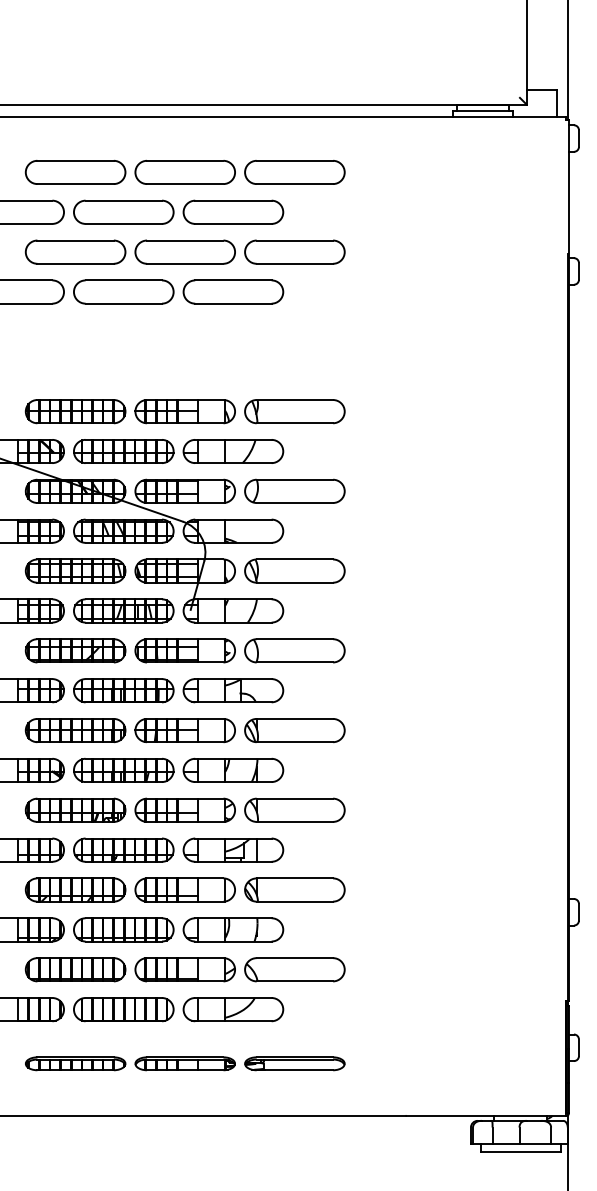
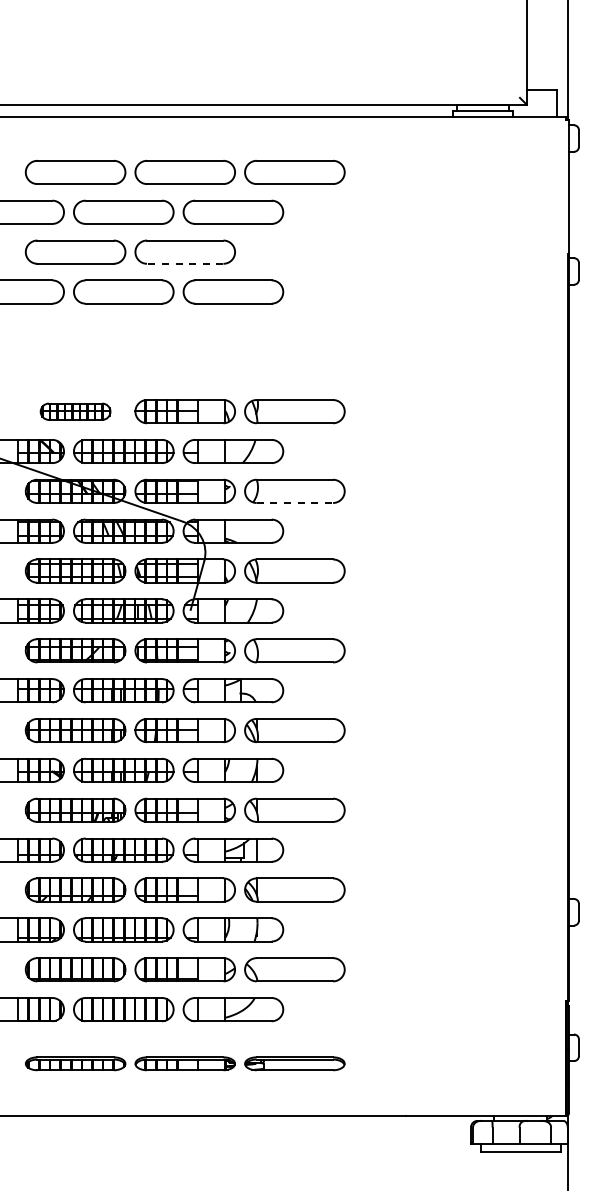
part: present -> none (294, 251)
line: solid -> dashed (184, 263)
part size: 103x26 px -> 73x19 px (75, 411)
line: solid -> dashed (295, 503)
